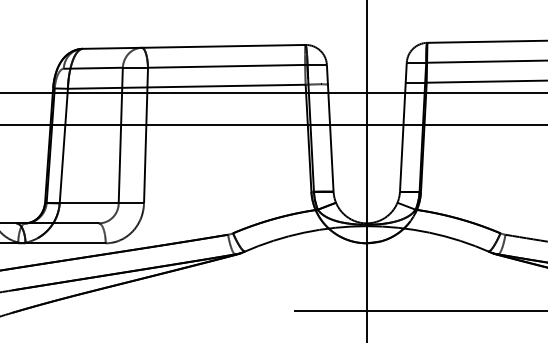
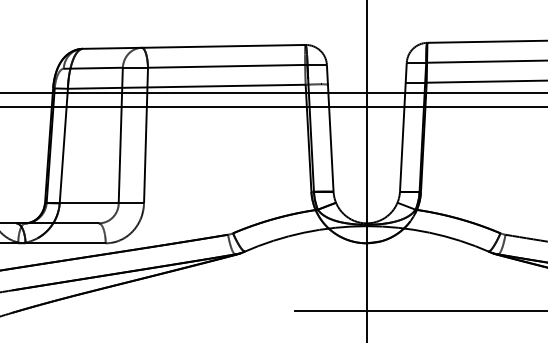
line position: (273, 125) -> (273, 107) (273, 107)
